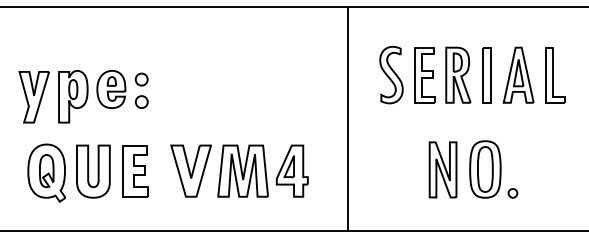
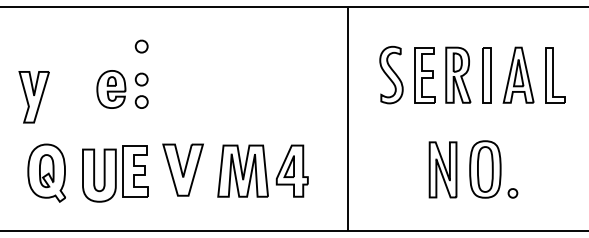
part: none -> present (141, 46)
part: present -> none (73, 96)
part position: (190, 170) -> (182, 169) (182, 169)
part position: (93, 171) -> (99, 175) (99, 175)
